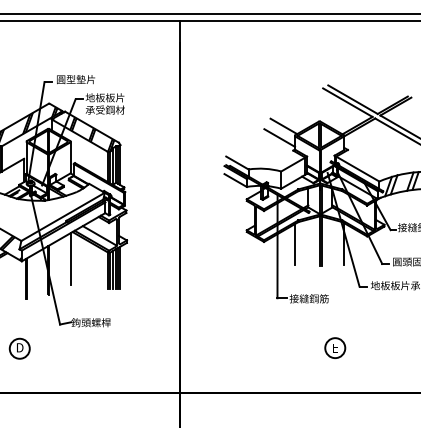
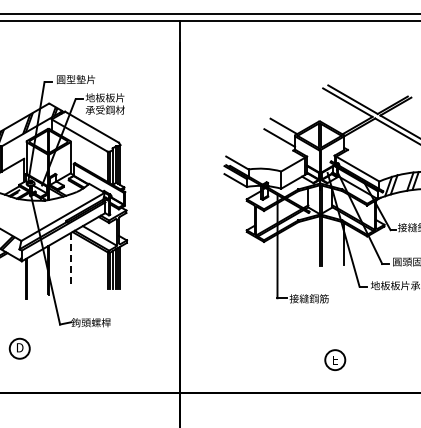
hatch: present -> none (83, 134)
line: present -> none (295, 244)
line: solid -> dashed (70, 259)
part position: (335, 347) -> (335, 359) (335, 359)
